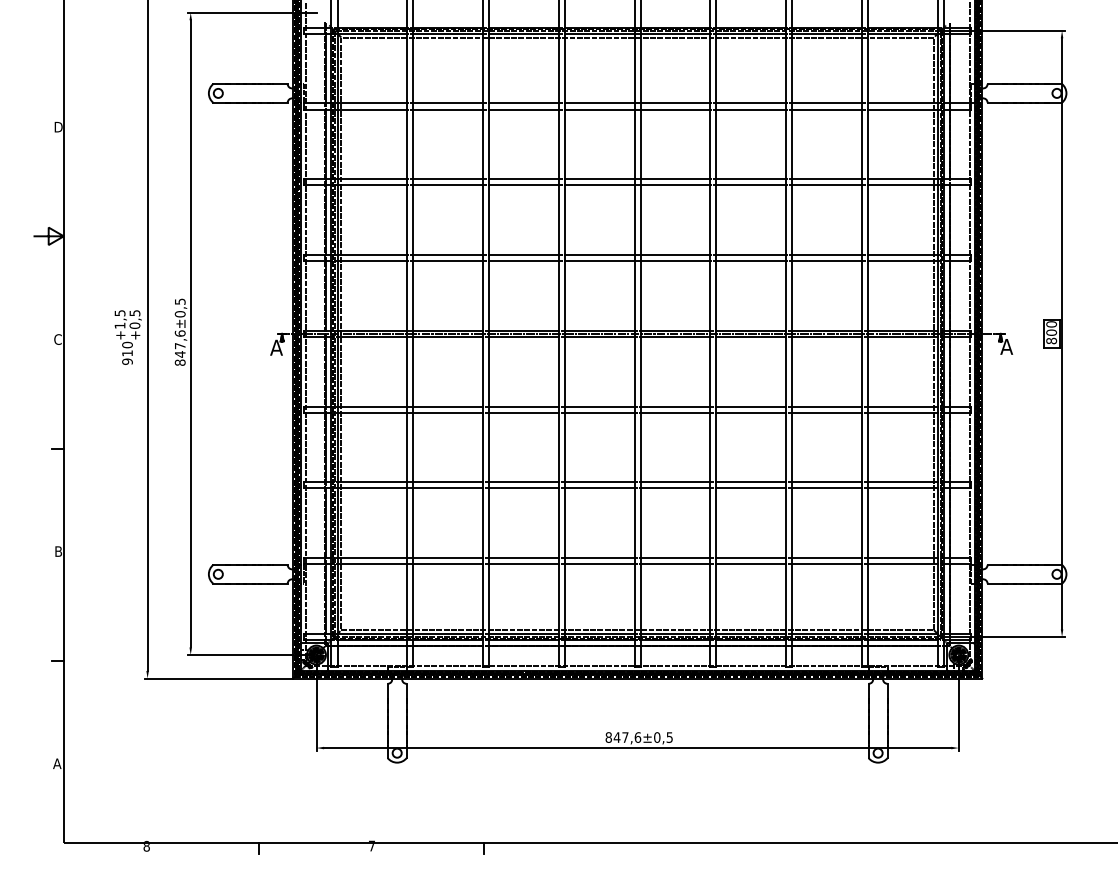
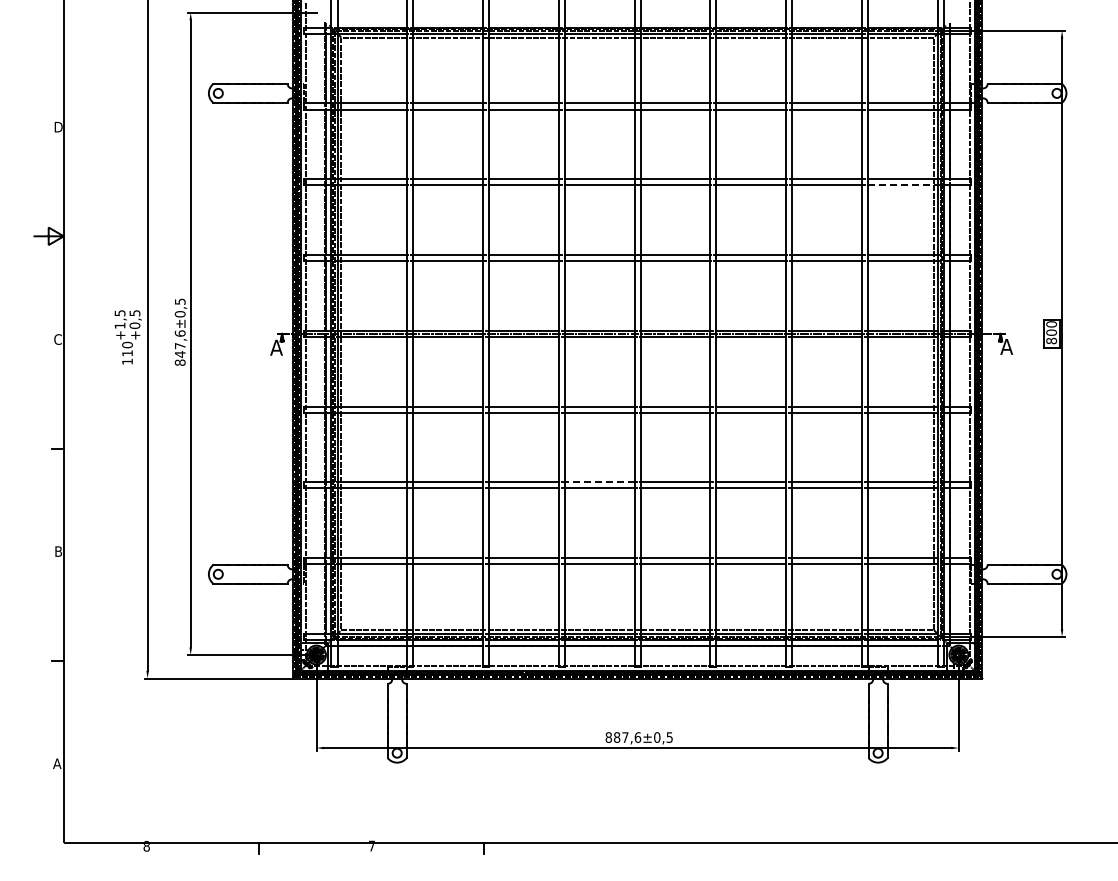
line: solid -> dashed (902, 185)
text: 910 -> 110 (127, 361)
line: solid -> dashed (599, 482)
text: 847,6 -> 887,6 (616, 737)
